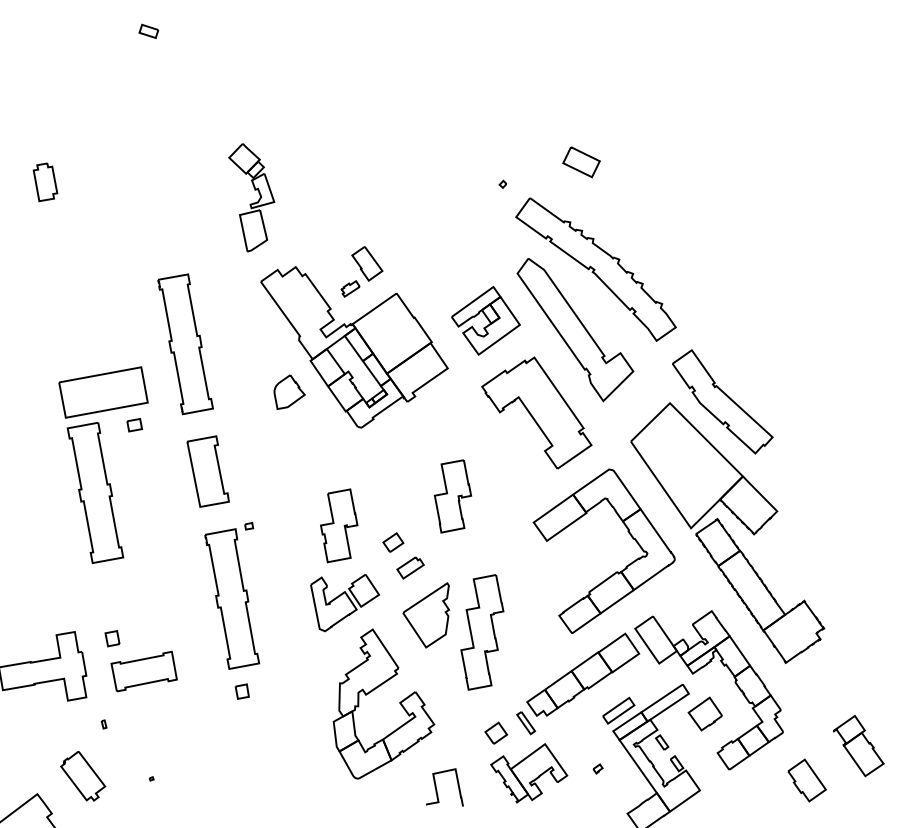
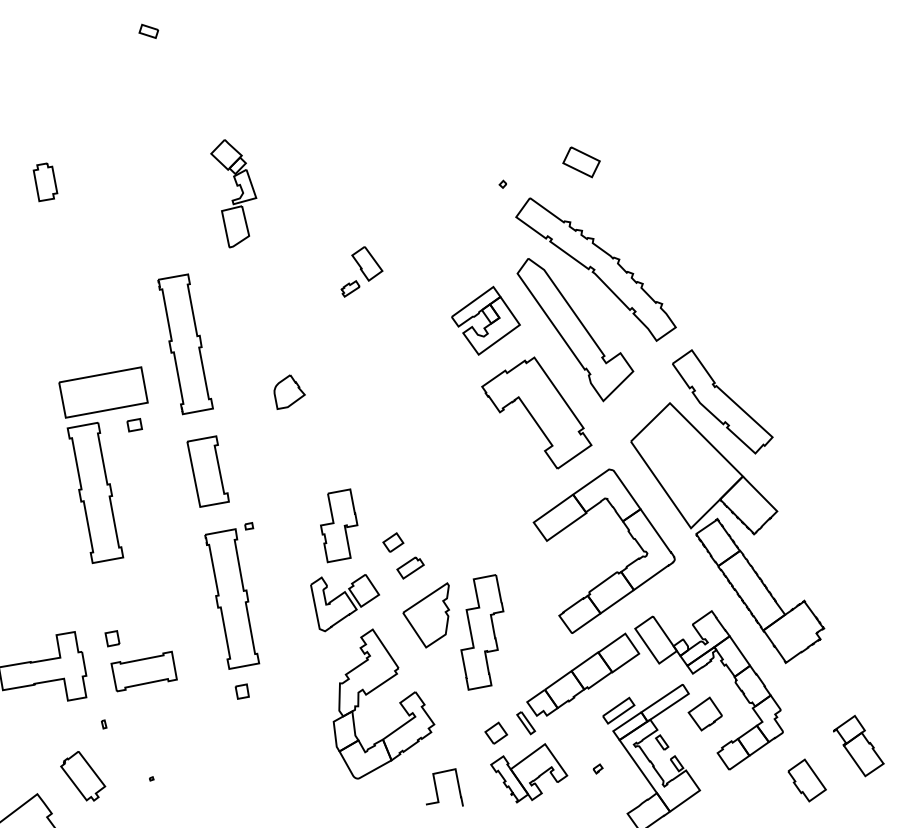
part position: (251, 197) -> (233, 193) (233, 193)
part: present -> none (354, 347)
part: present -> none (452, 496)
